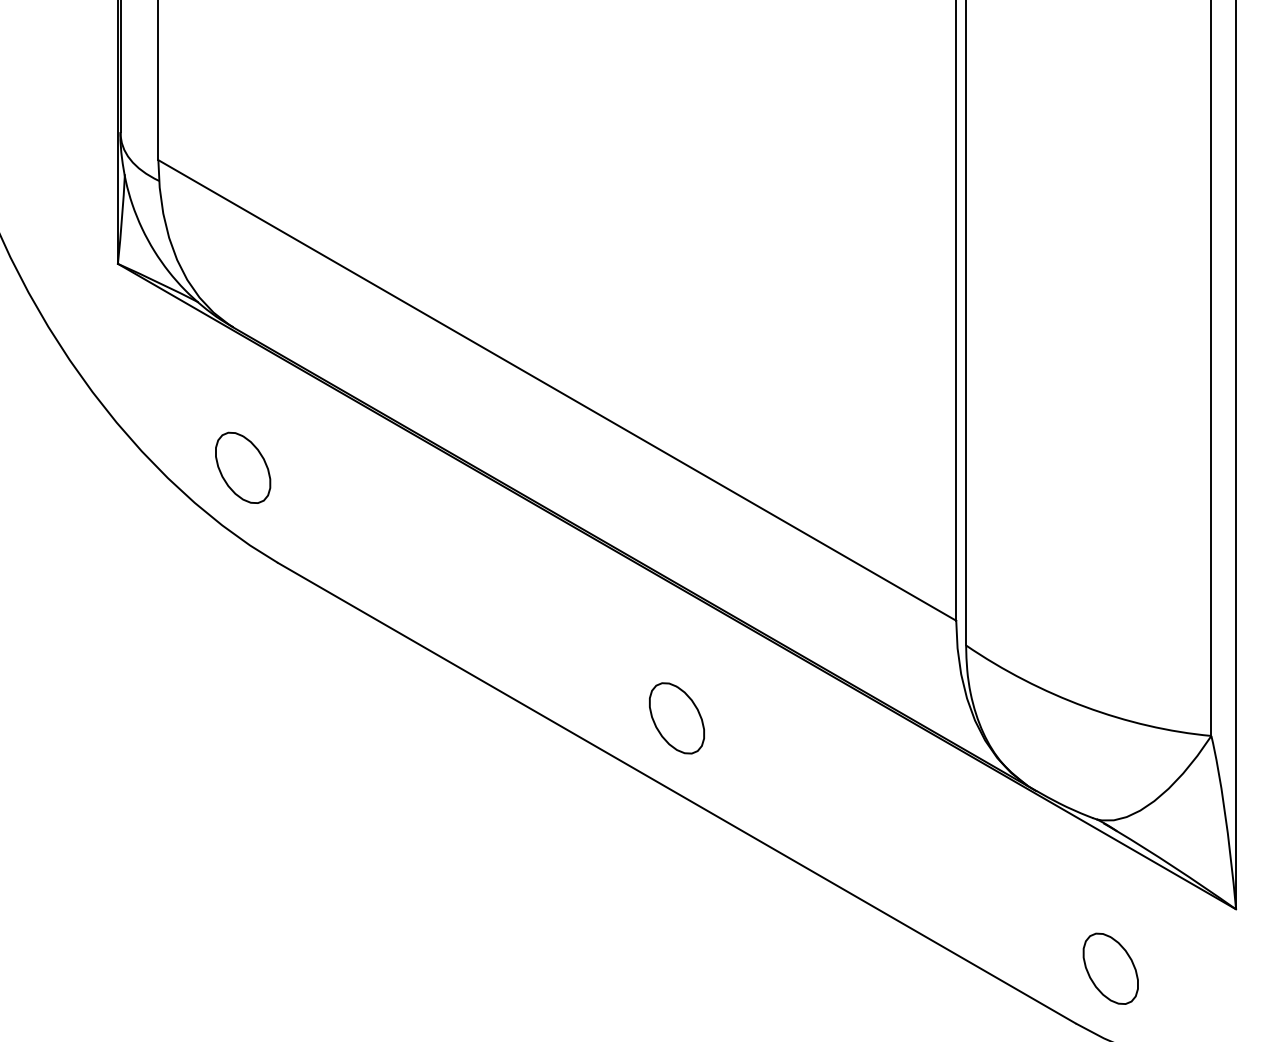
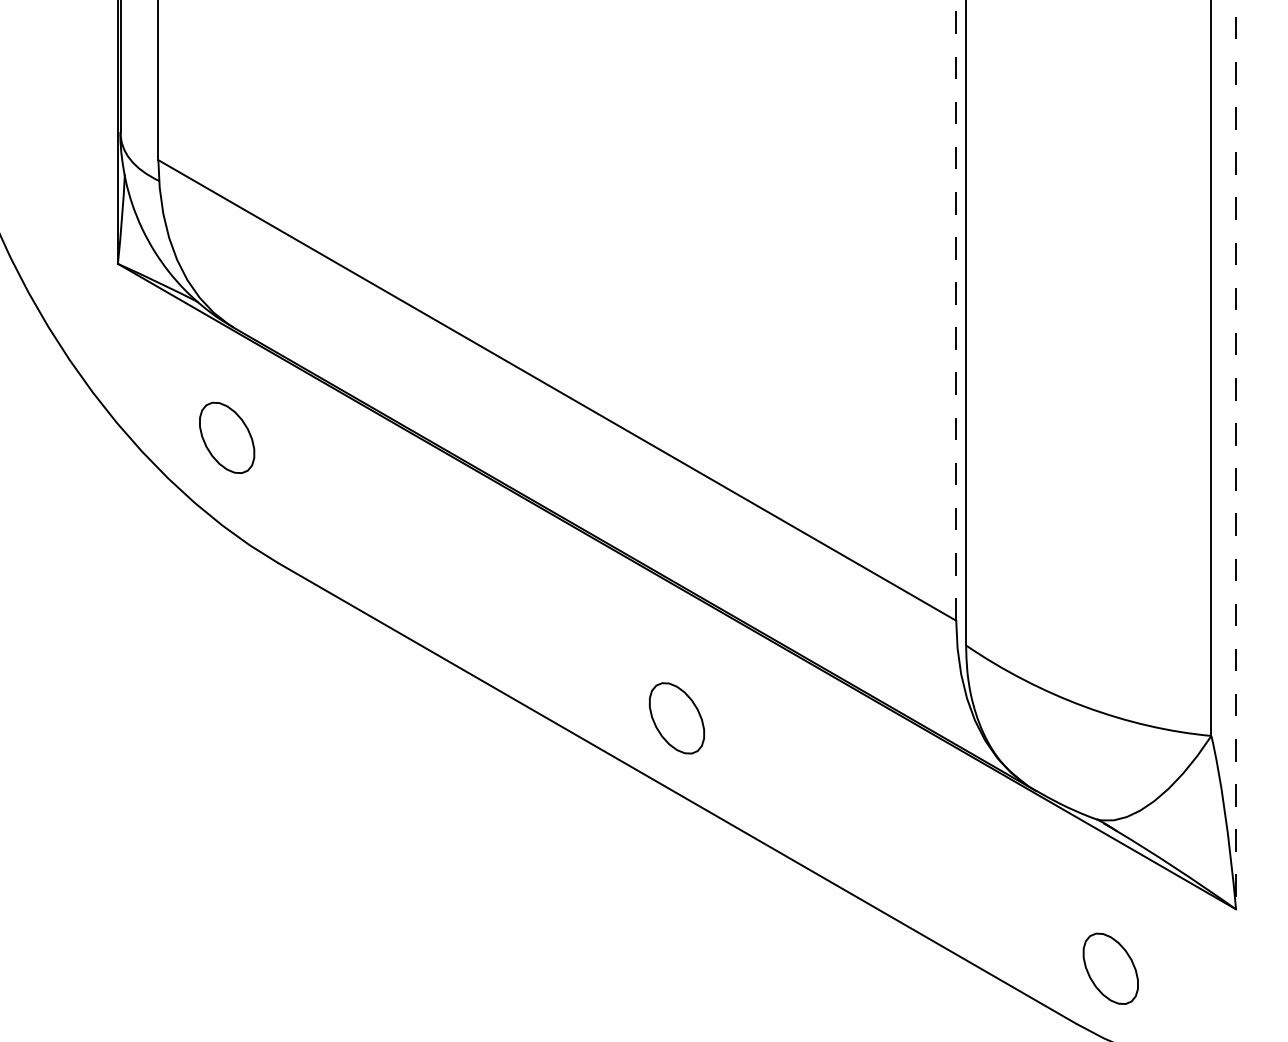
line: solid -> dashed (956, 309)
line: solid -> dashed (1236, 455)
part position: (243, 467) -> (227, 437) (227, 437)
